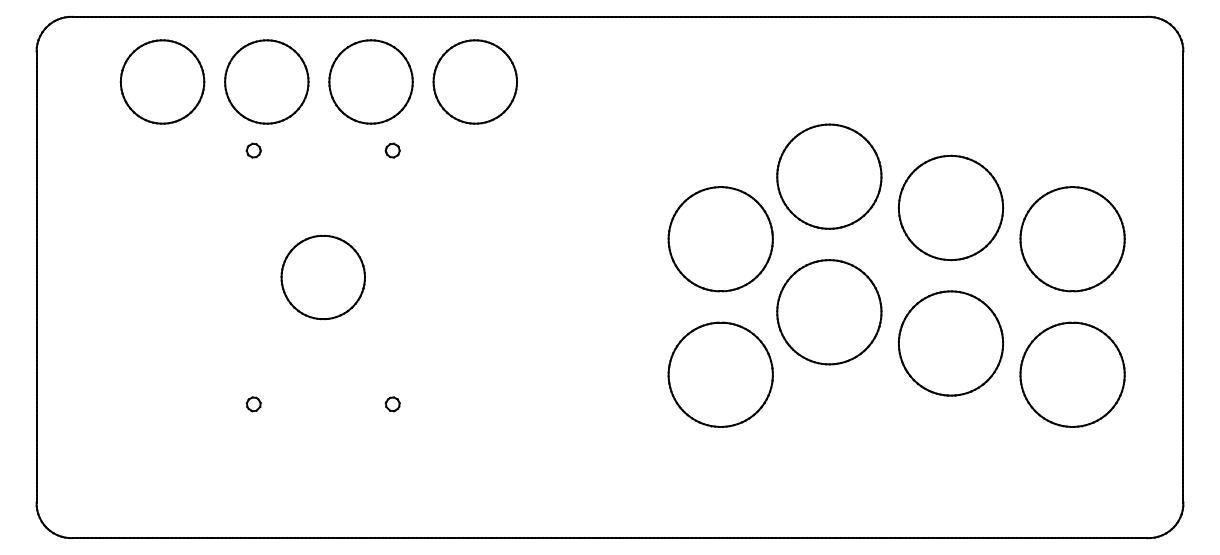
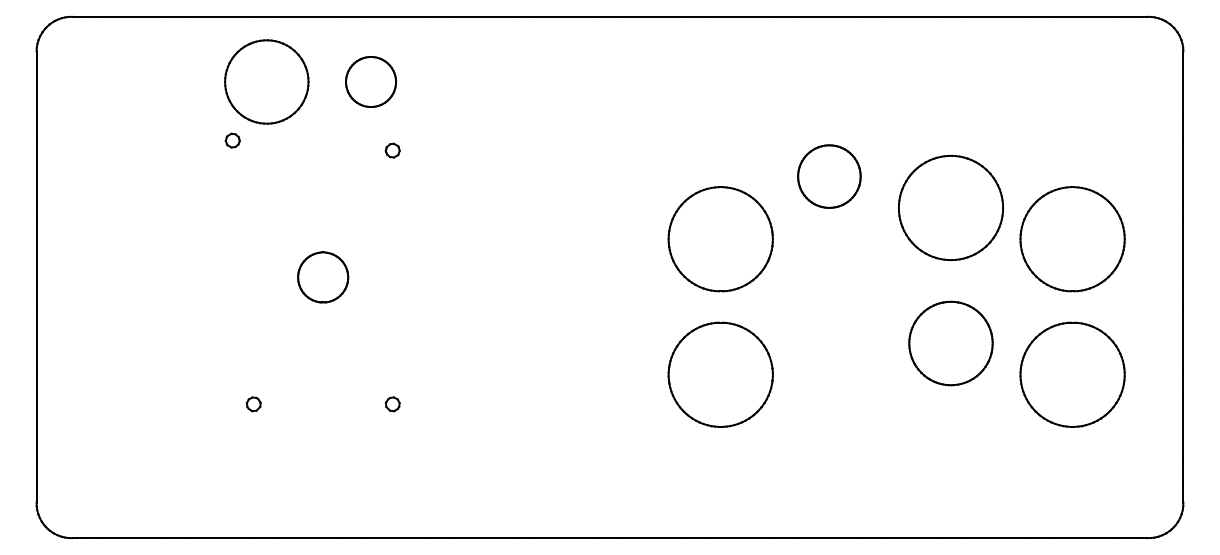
part: present -> none (162, 81)
part size: 86x86 px -> 52x52 px (370, 81)
part: present -> none (474, 81)
part position: (253, 150) -> (232, 140) (232, 140)
part size: 107x107 px -> 65x65 px (829, 176)
part size: 86x87 px -> 53x53 px (323, 277)
part: present -> none (829, 312)
part size: 108x107 px -> 86x87 px (950, 343)
